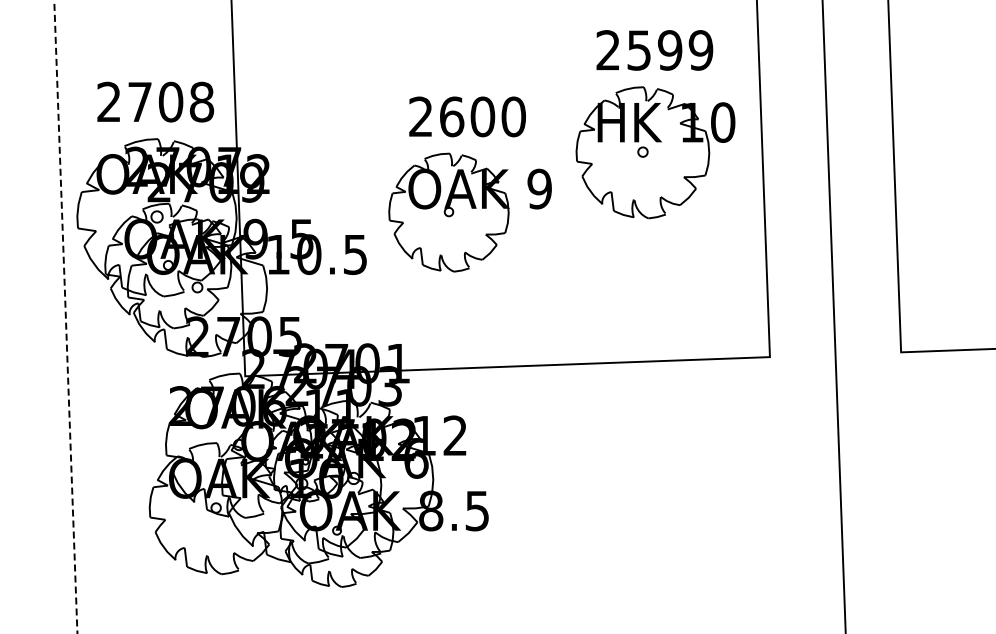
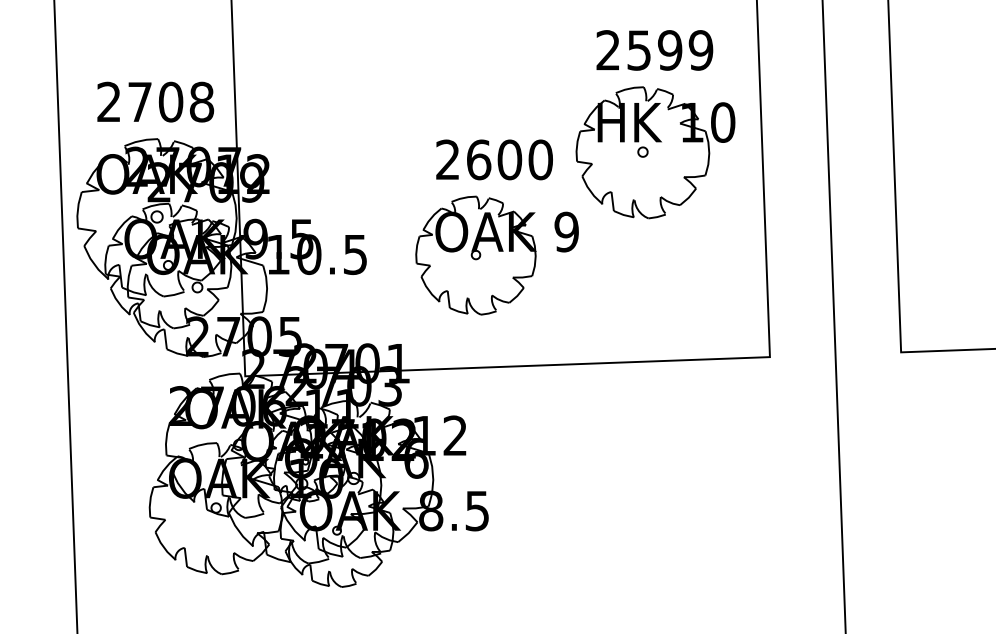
part position: (469, 184) -> (496, 227) (496, 227)
line: dashed -> solid (65, 317)
